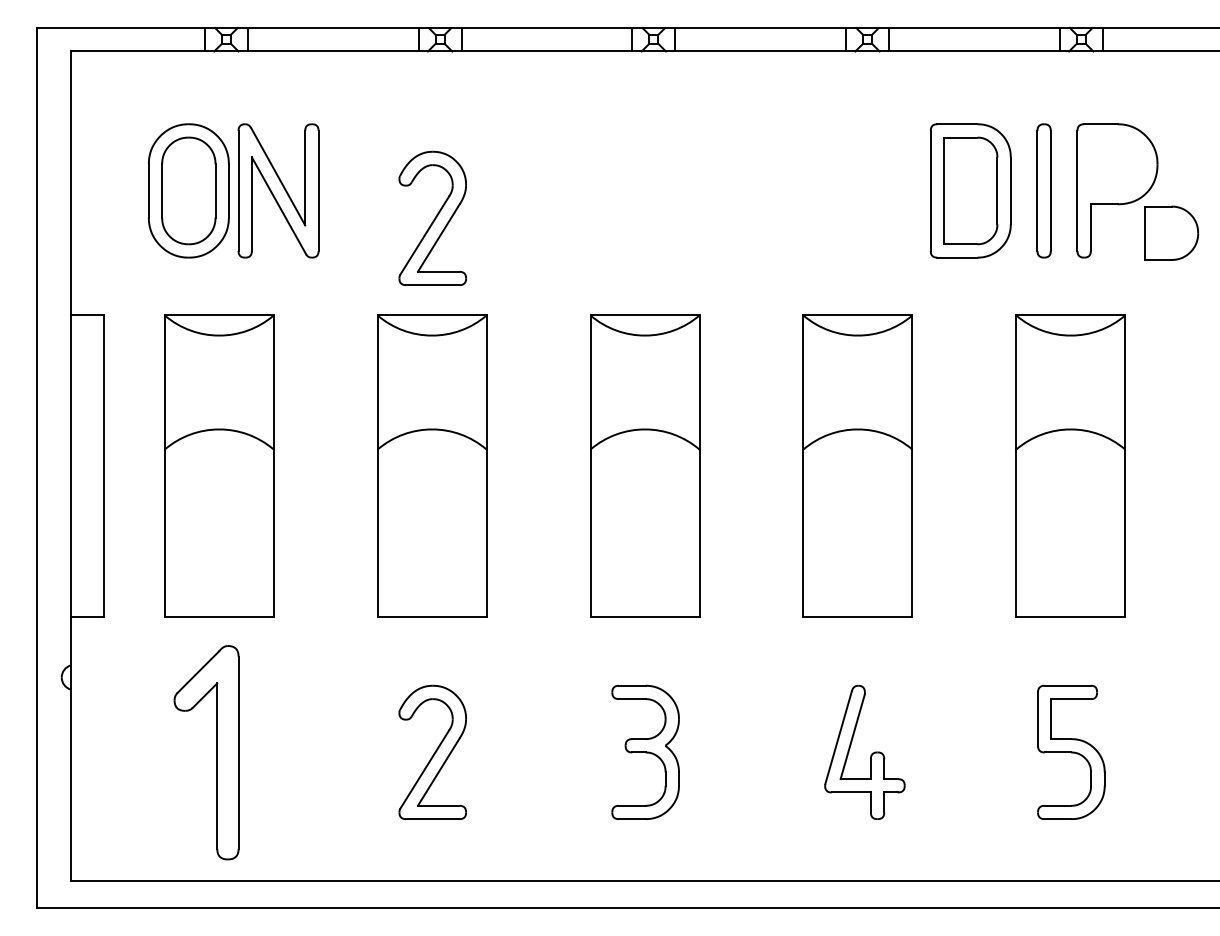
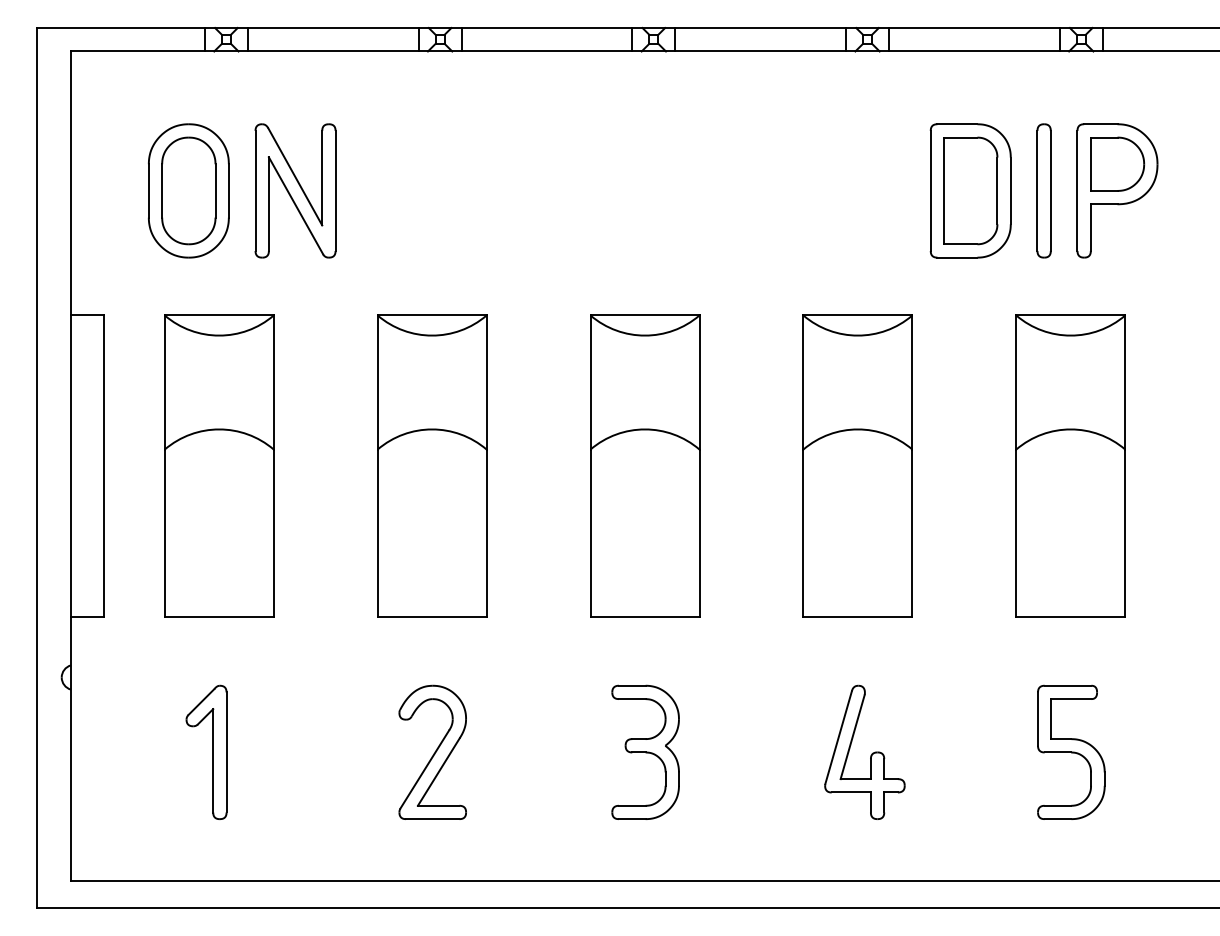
part position: (278, 190) -> (295, 190) (295, 190)
part: present -> none (432, 217)
part position: (1171, 232) -> (1117, 163) (1117, 163)
part size: 67x216 px -> 43x136 px (206, 751)
